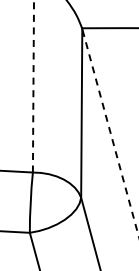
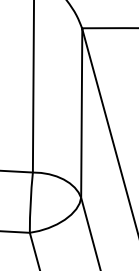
line: dashed -> solid (33, 86)
line: dashed -> solid (110, 133)
